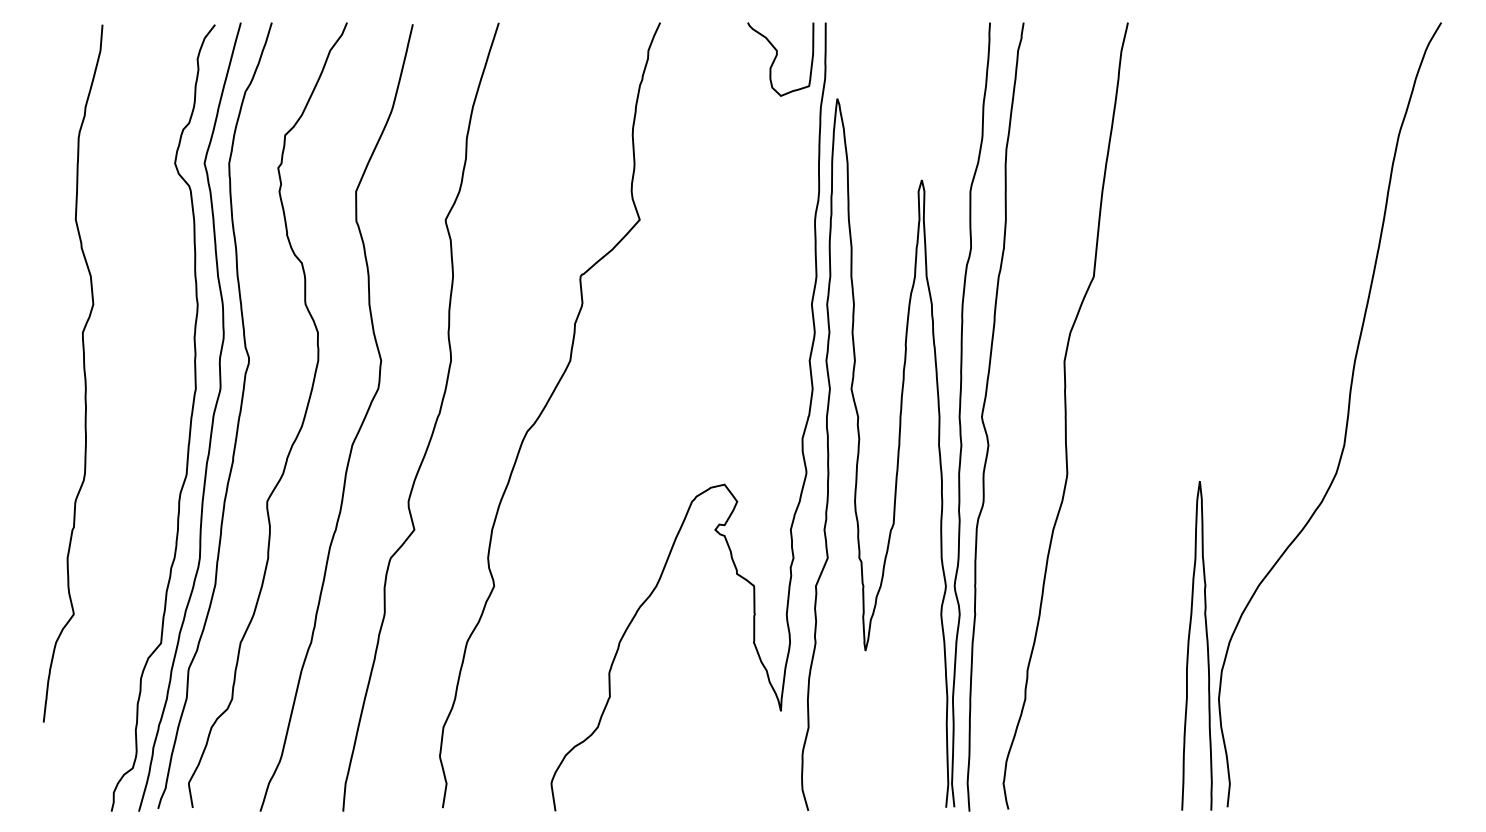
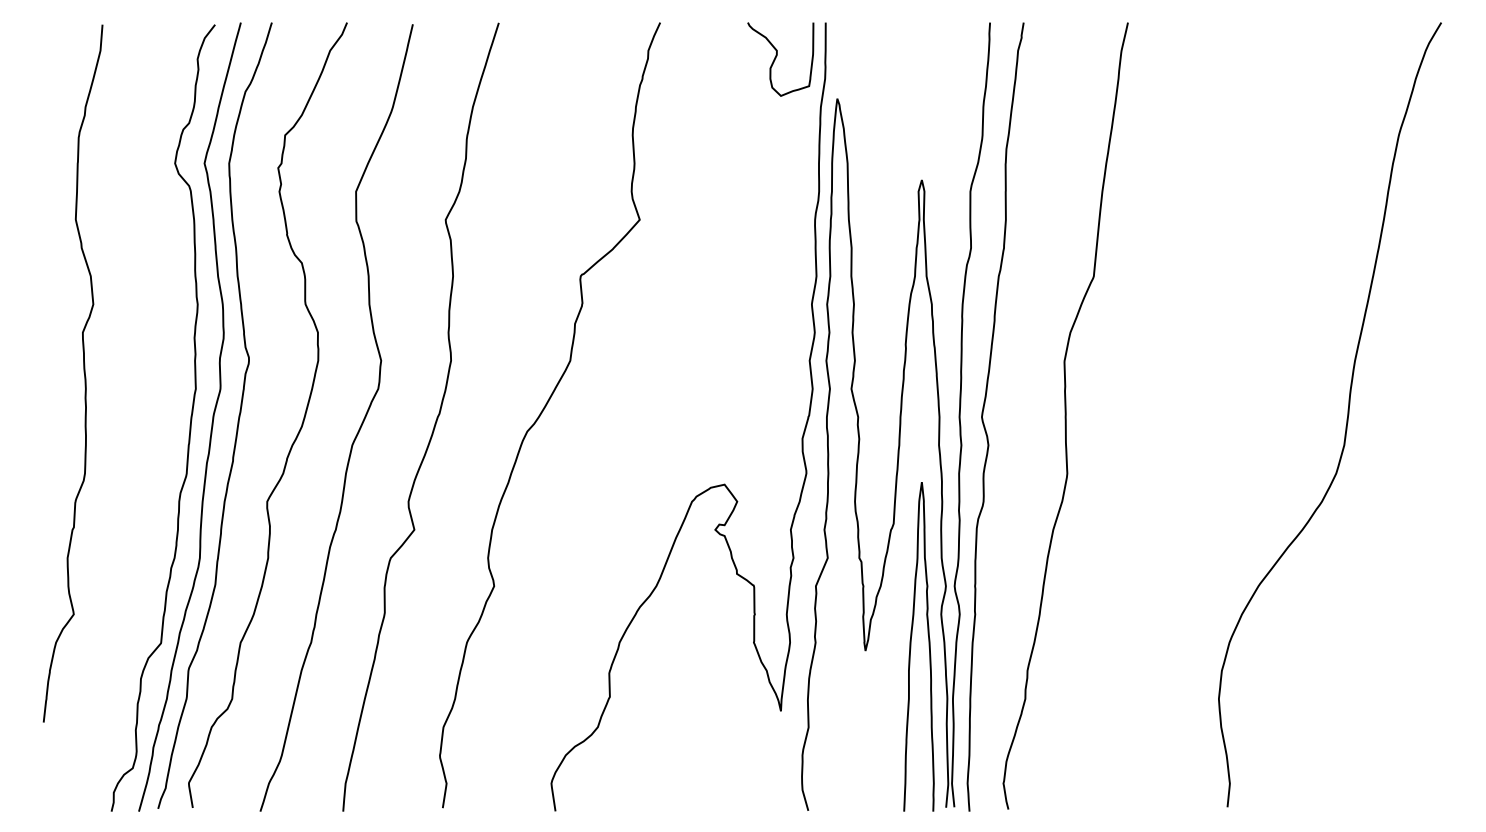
curve position: (1189, 645) -> (911, 646) (911, 646)
